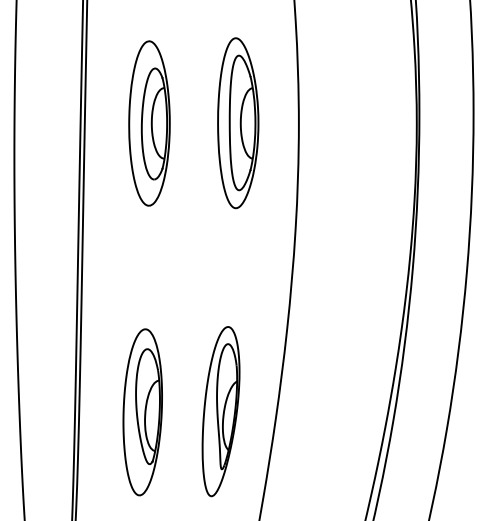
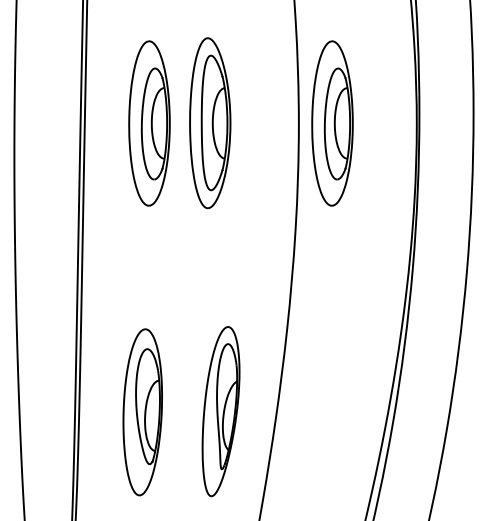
part position: (238, 123) -> (210, 123) (210, 123)
part: none -> present (332, 123)
